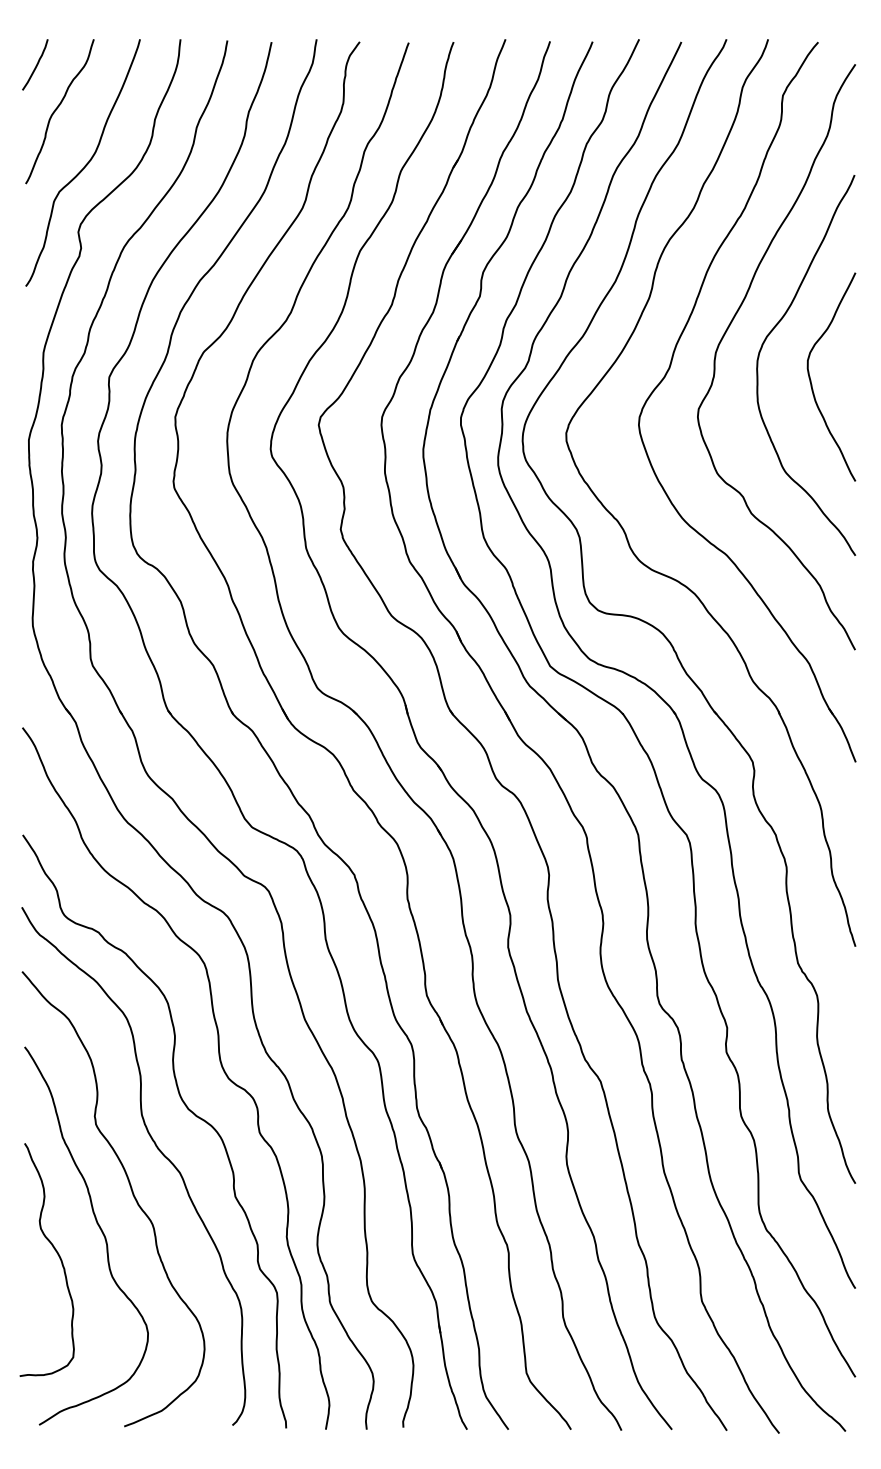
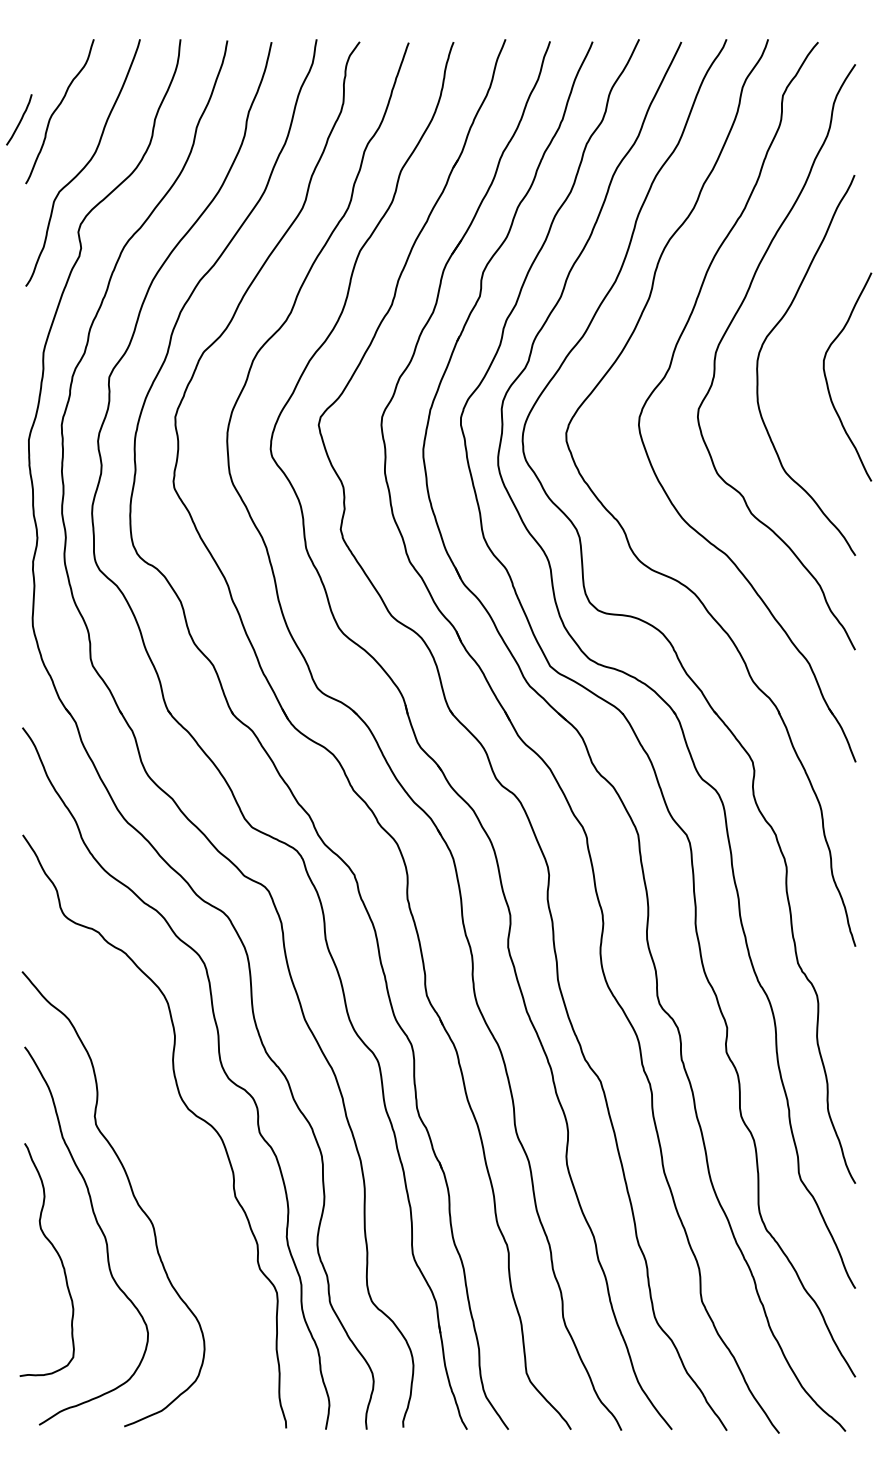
curve position: (36, 64) -> (20, 119) (20, 119)
curve position: (811, 380) -> (827, 380) (827, 380)
curve: present -> none (157, 1149)
